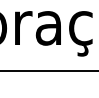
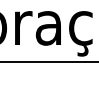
line position: (48, 70) -> (48, 61) (48, 61)
